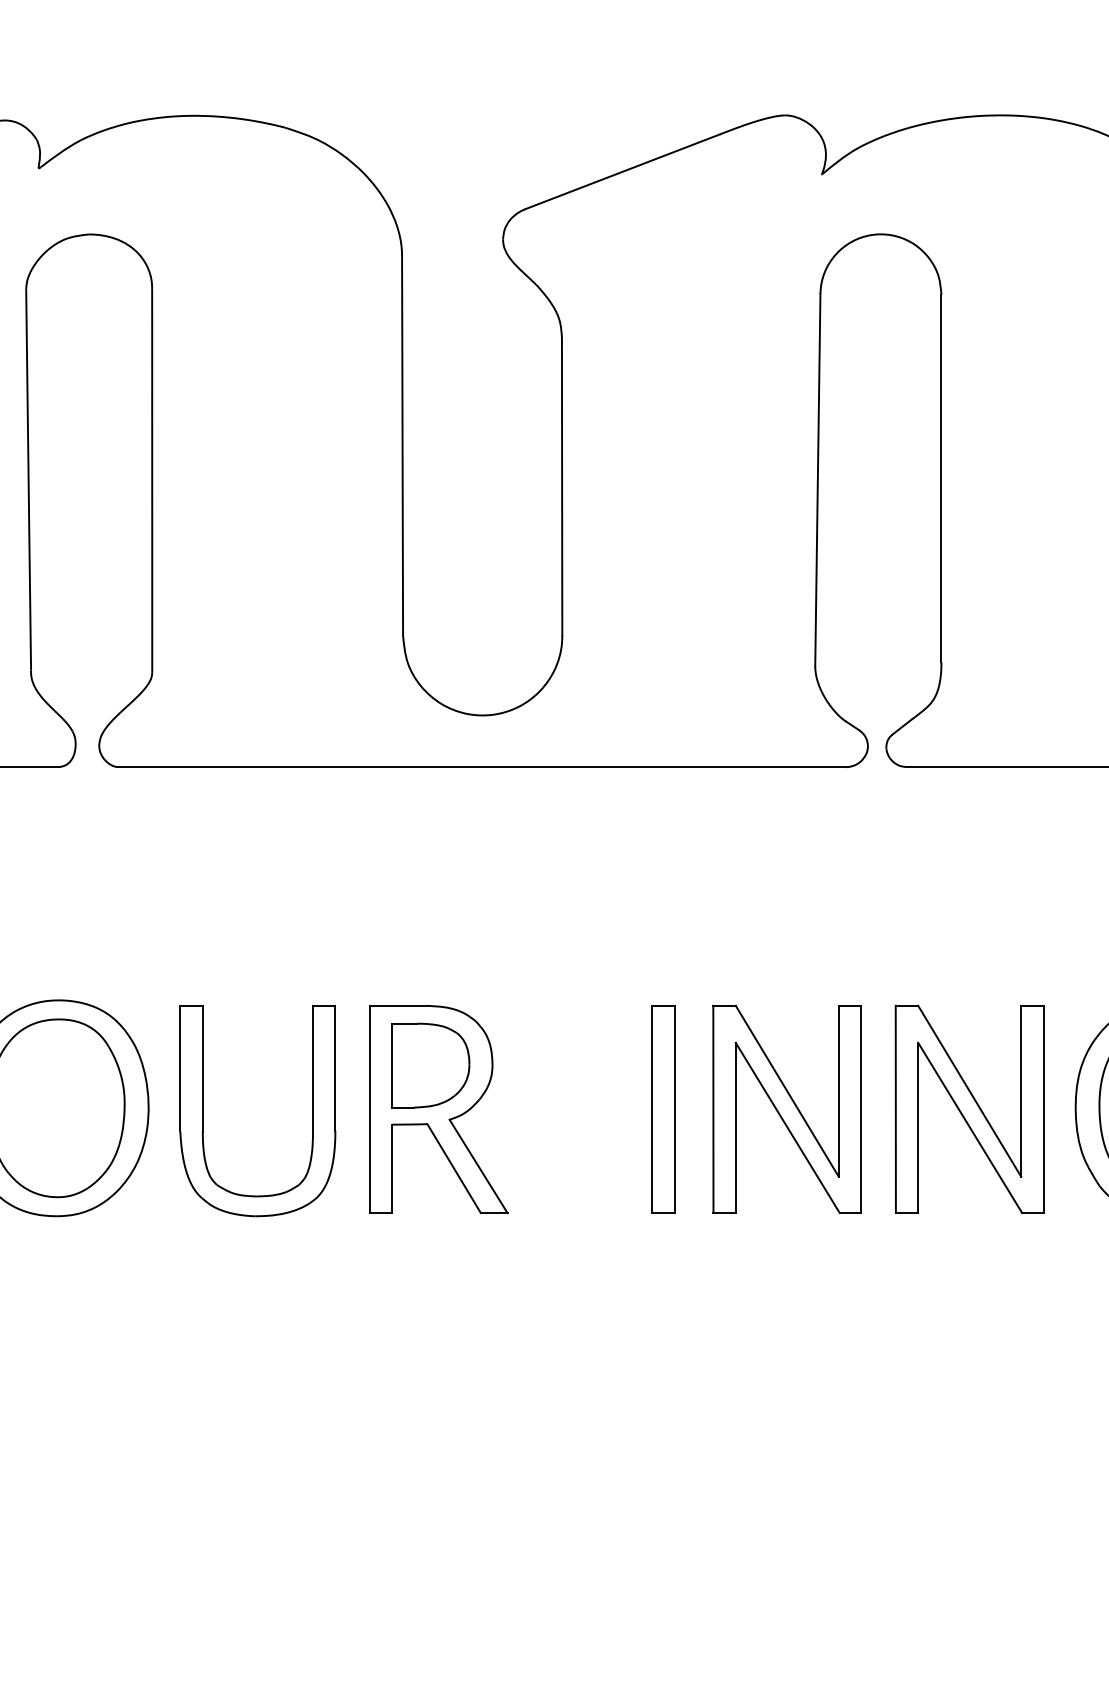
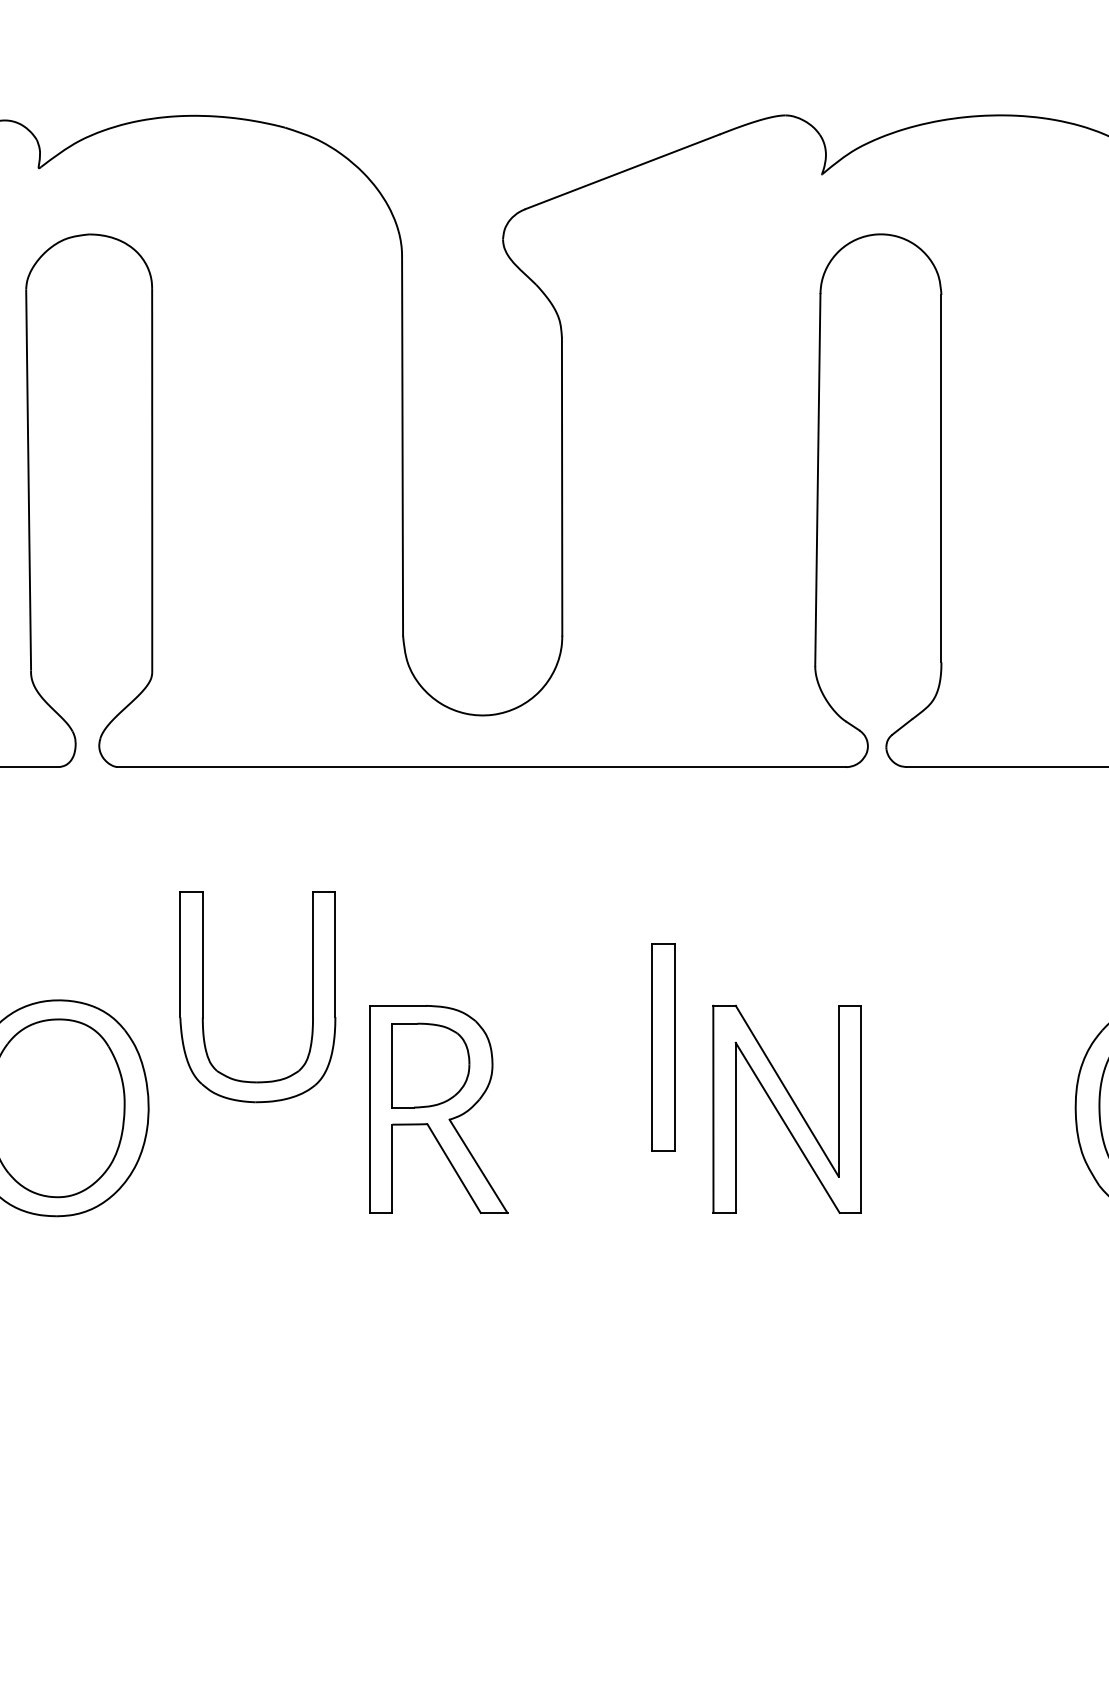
part: present -> none (969, 1108)
part position: (663, 1109) -> (663, 1047) (663, 1047)
part position: (203, 1111) -> (203, 997) (203, 997)
